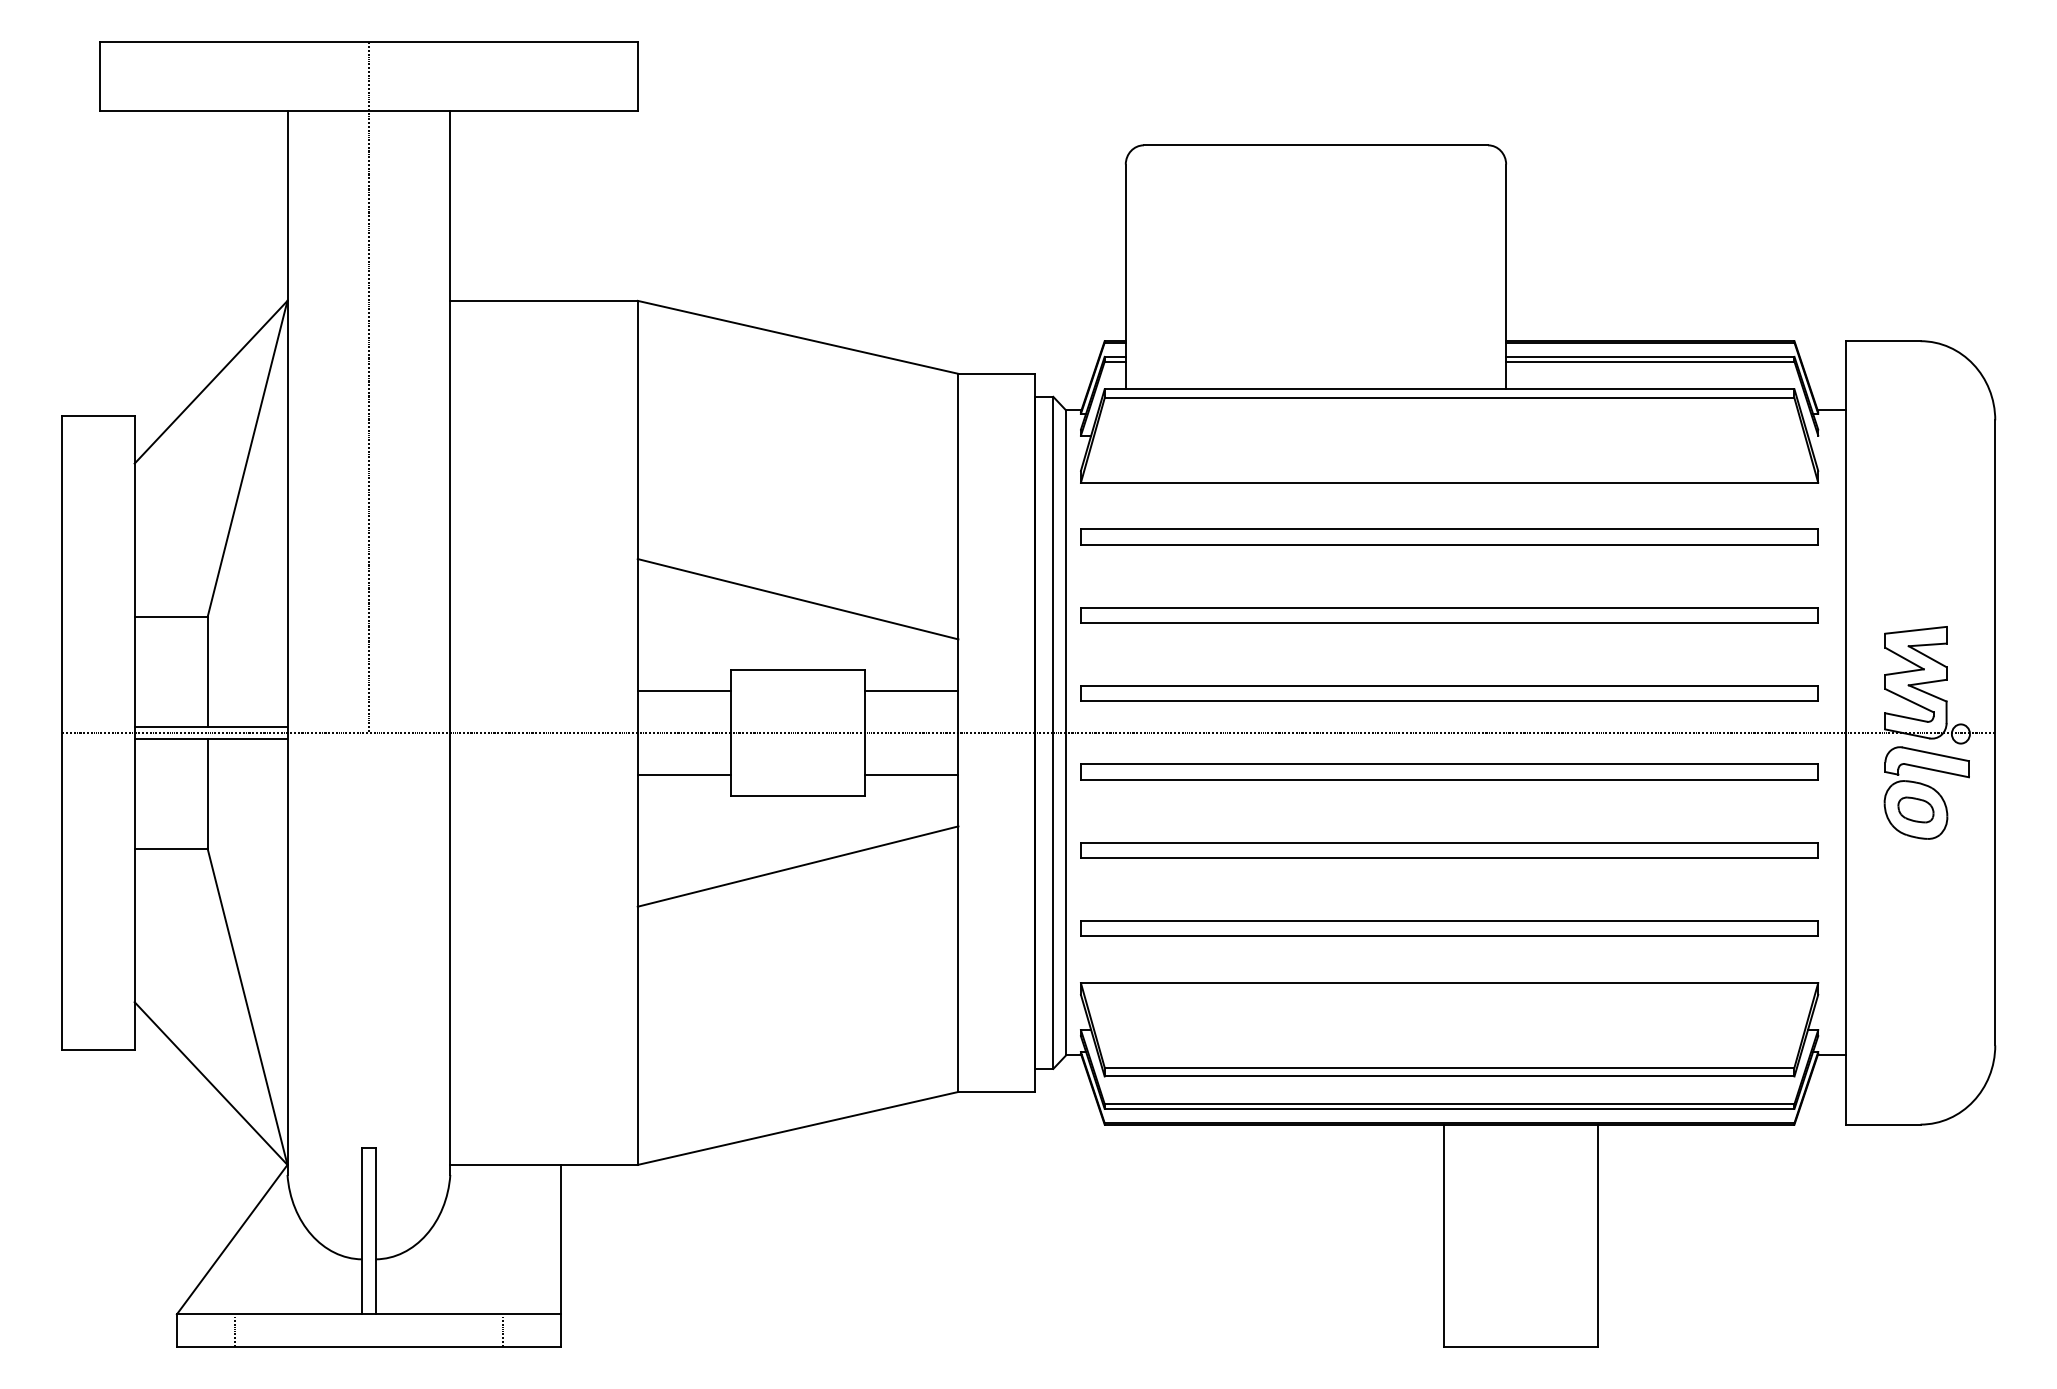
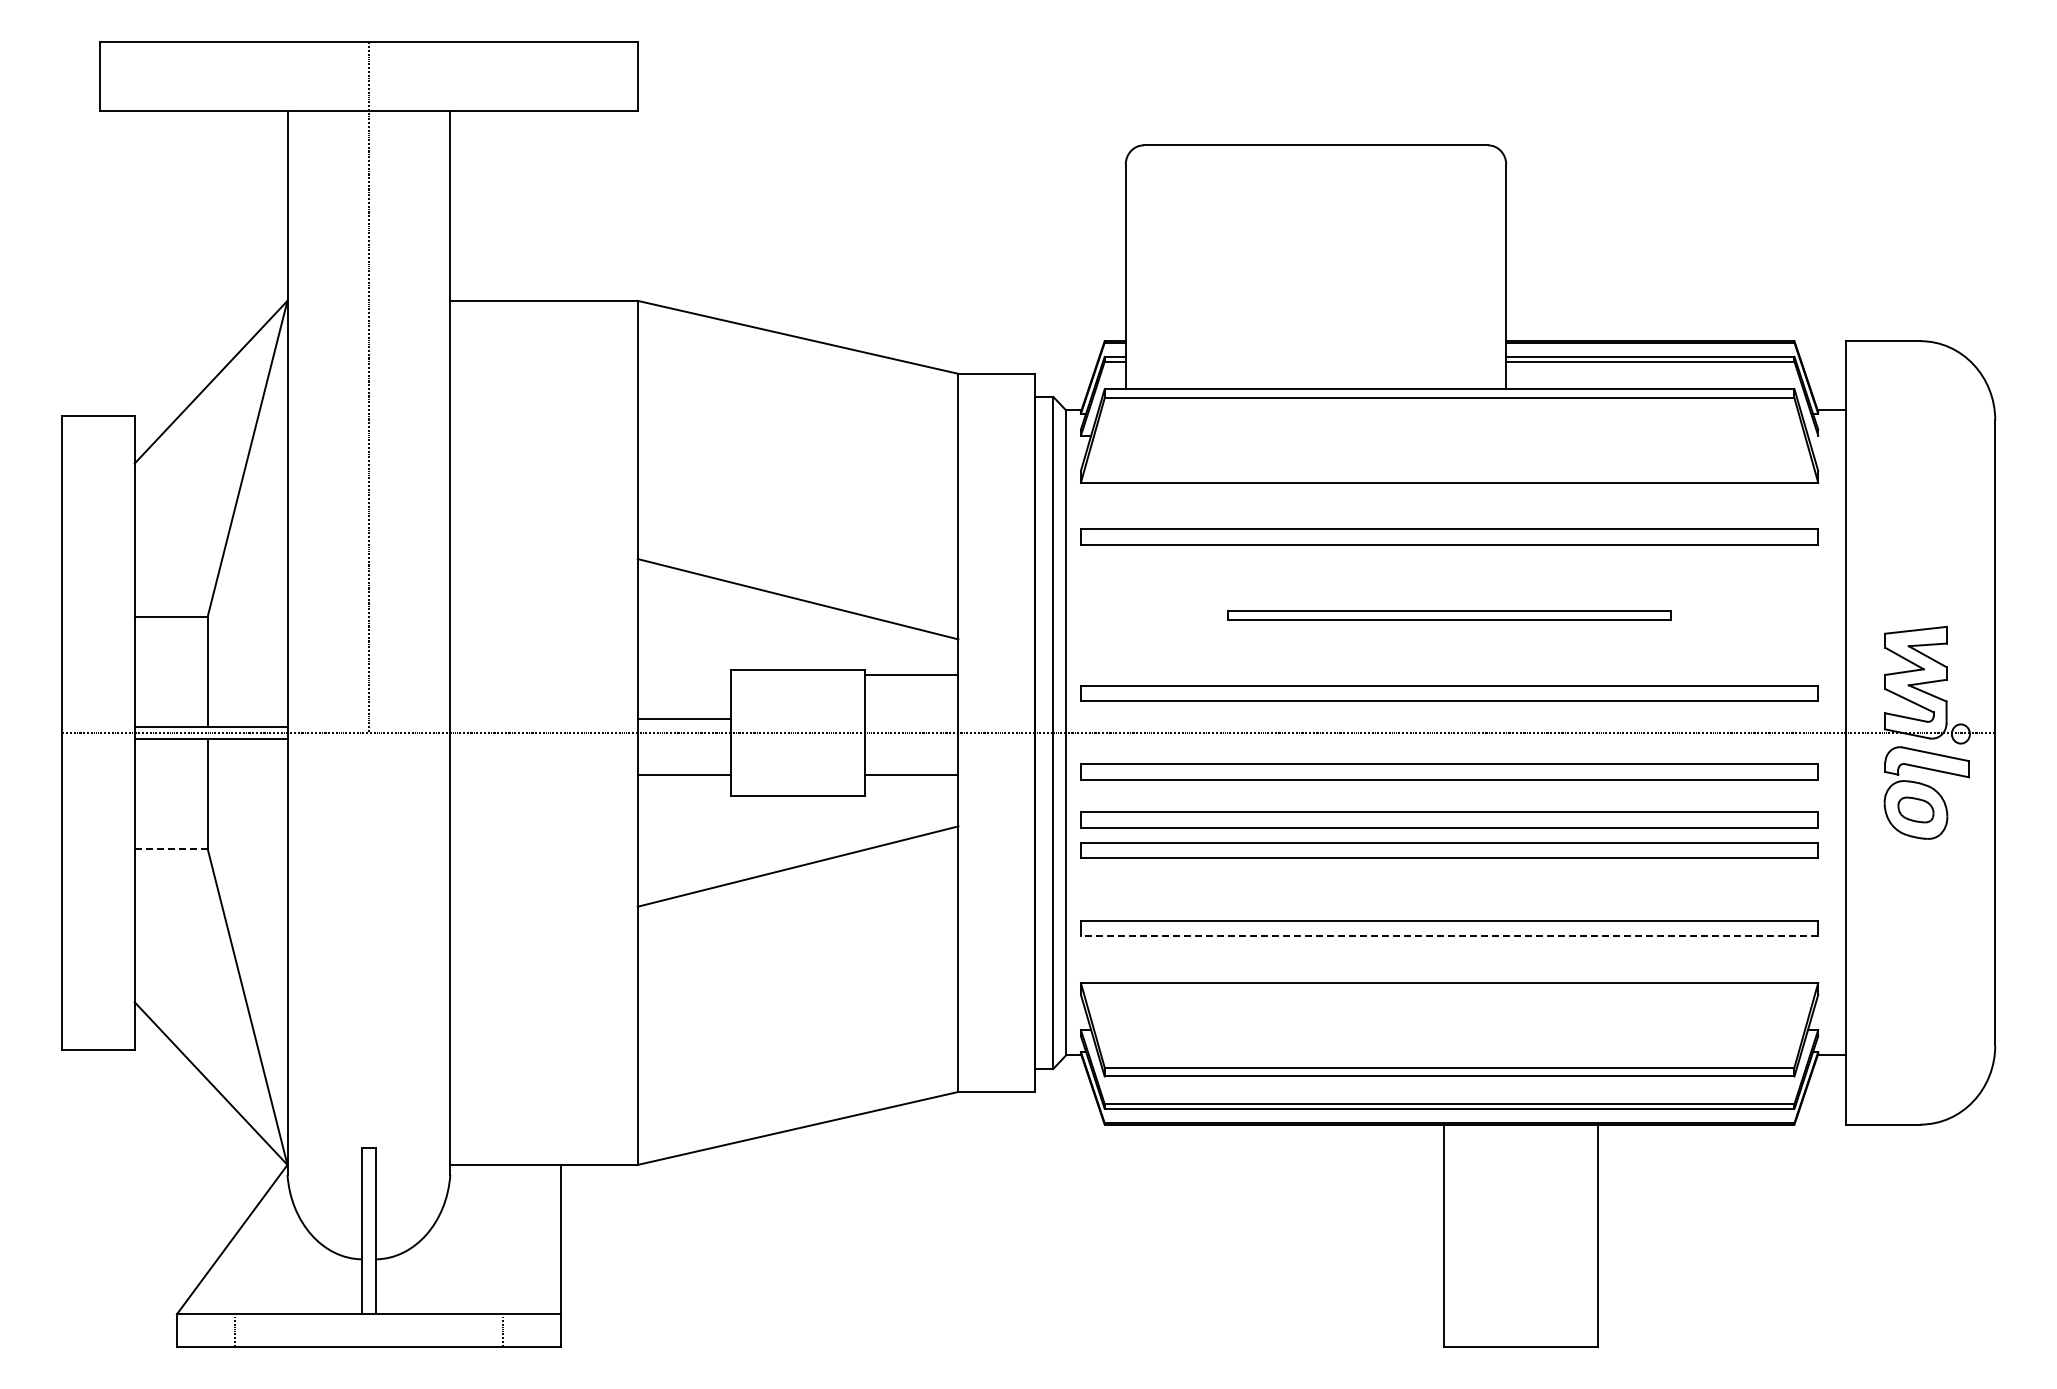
part size: 739x17 px -> 445x11 px (1449, 615)
line position: (684, 690) -> (684, 718) (684, 718)
line position: (911, 690) -> (911, 674) (911, 674)
part: none -> present (1449, 819)
line: solid -> dashed (171, 848)
line: solid -> dashed (1449, 936)
